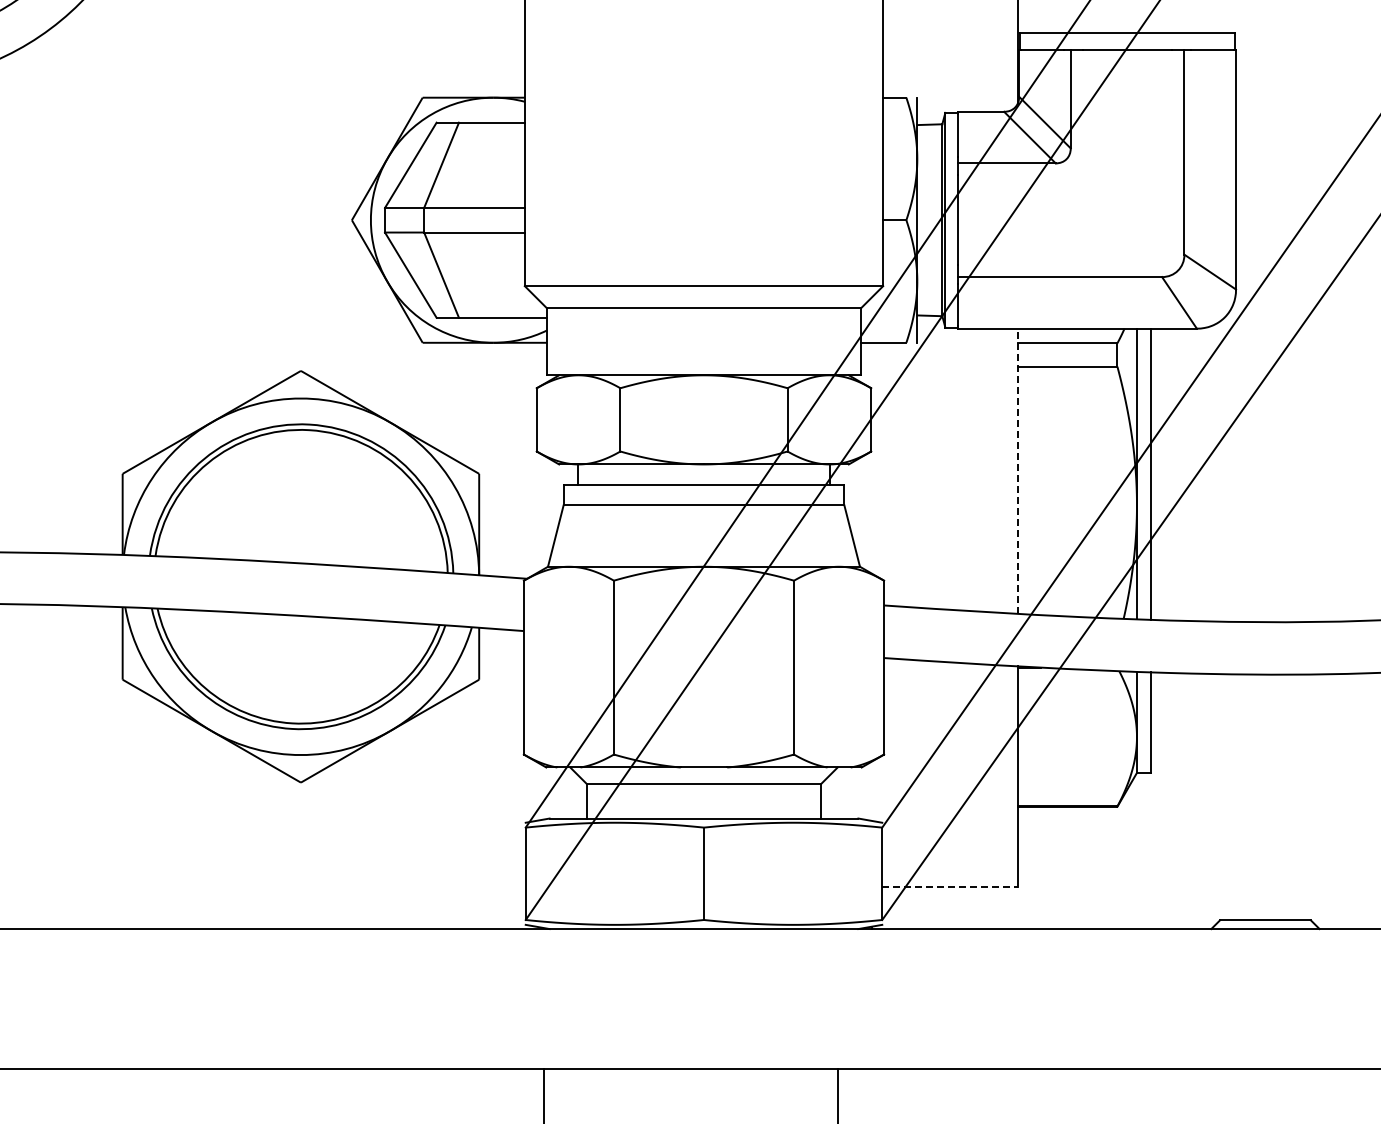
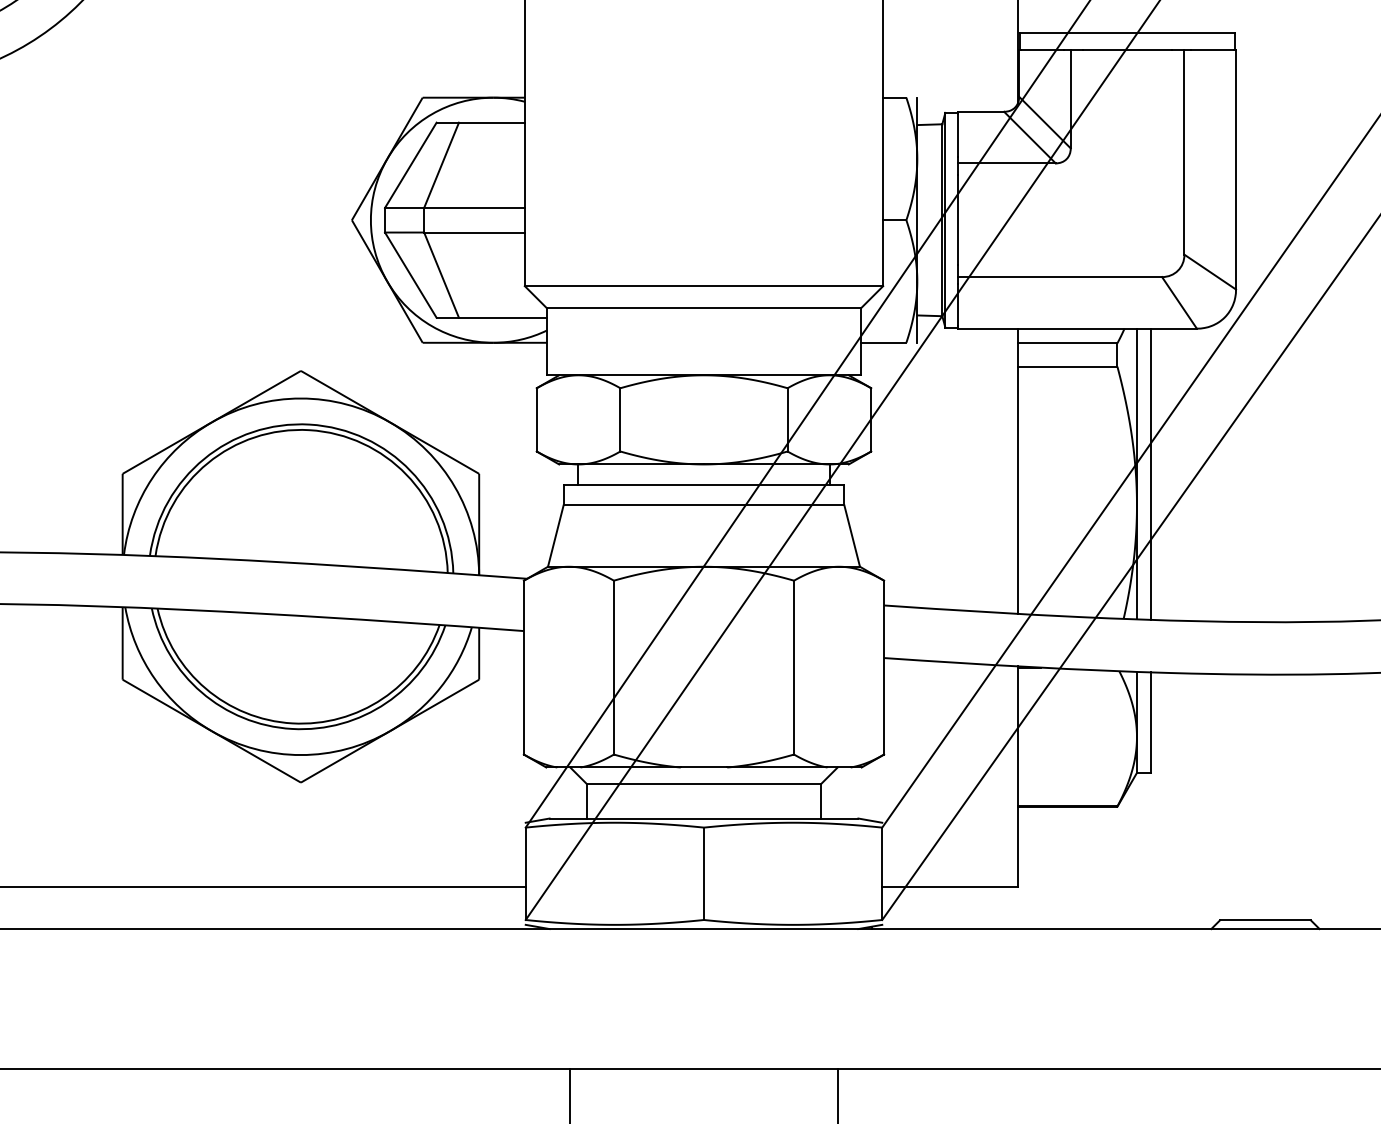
line: dashed -> solid (1017, 471)
line: none -> present (263, 886)
line: dashed -> solid (949, 886)
line position: (544, 1094) -> (570, 1094) (570, 1094)
